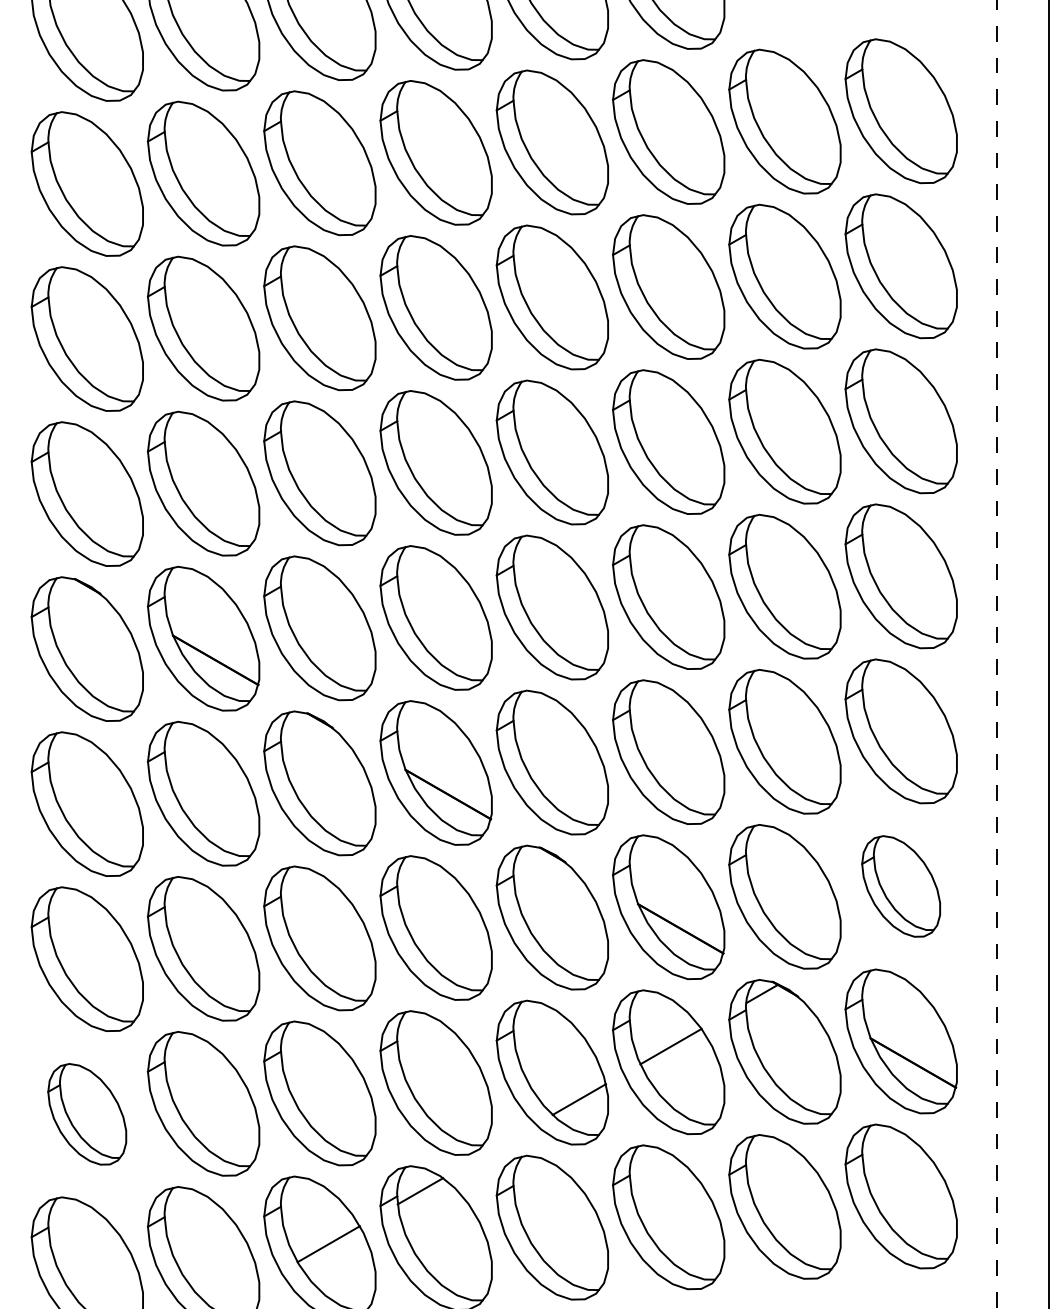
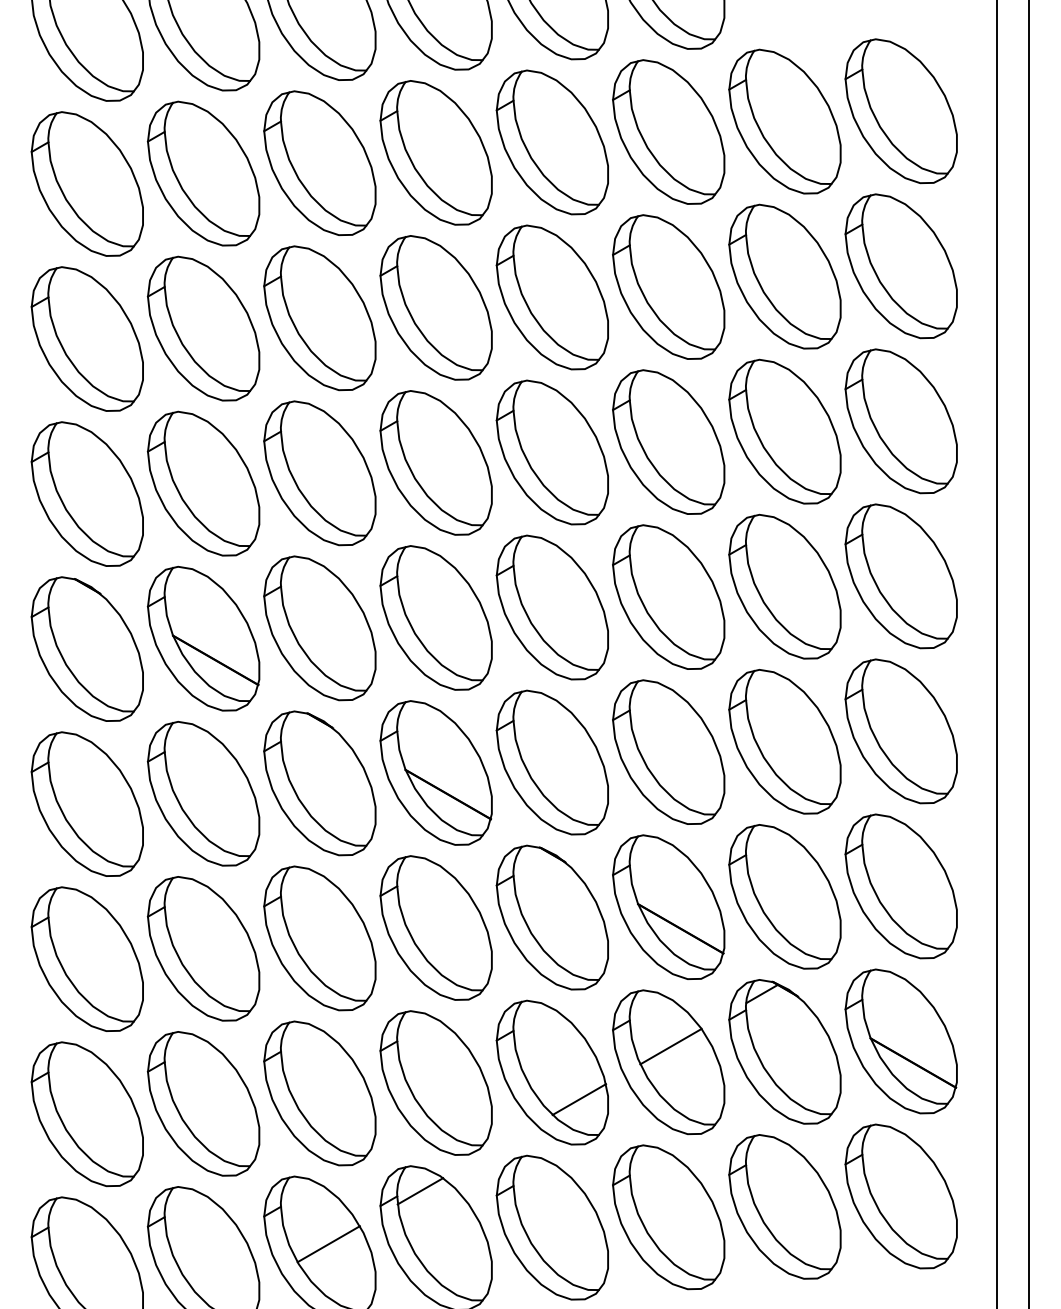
line position: (1049, 653) -> (1029, 653) (1029, 653)
line: dashed -> solid (997, 655)
part size: 80x103 px -> 114x147 px (900, 886)
part size: 81x103 px -> 114x147 px (86, 1114)
